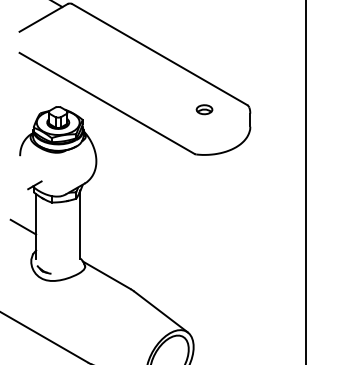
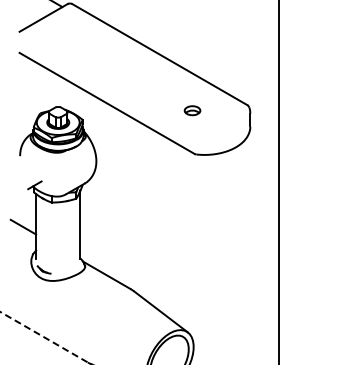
part position: (204, 109) -> (192, 110) (192, 110)
line position: (306, 181) -> (279, 181) (279, 181)
line: solid -> dashed (44, 337)
